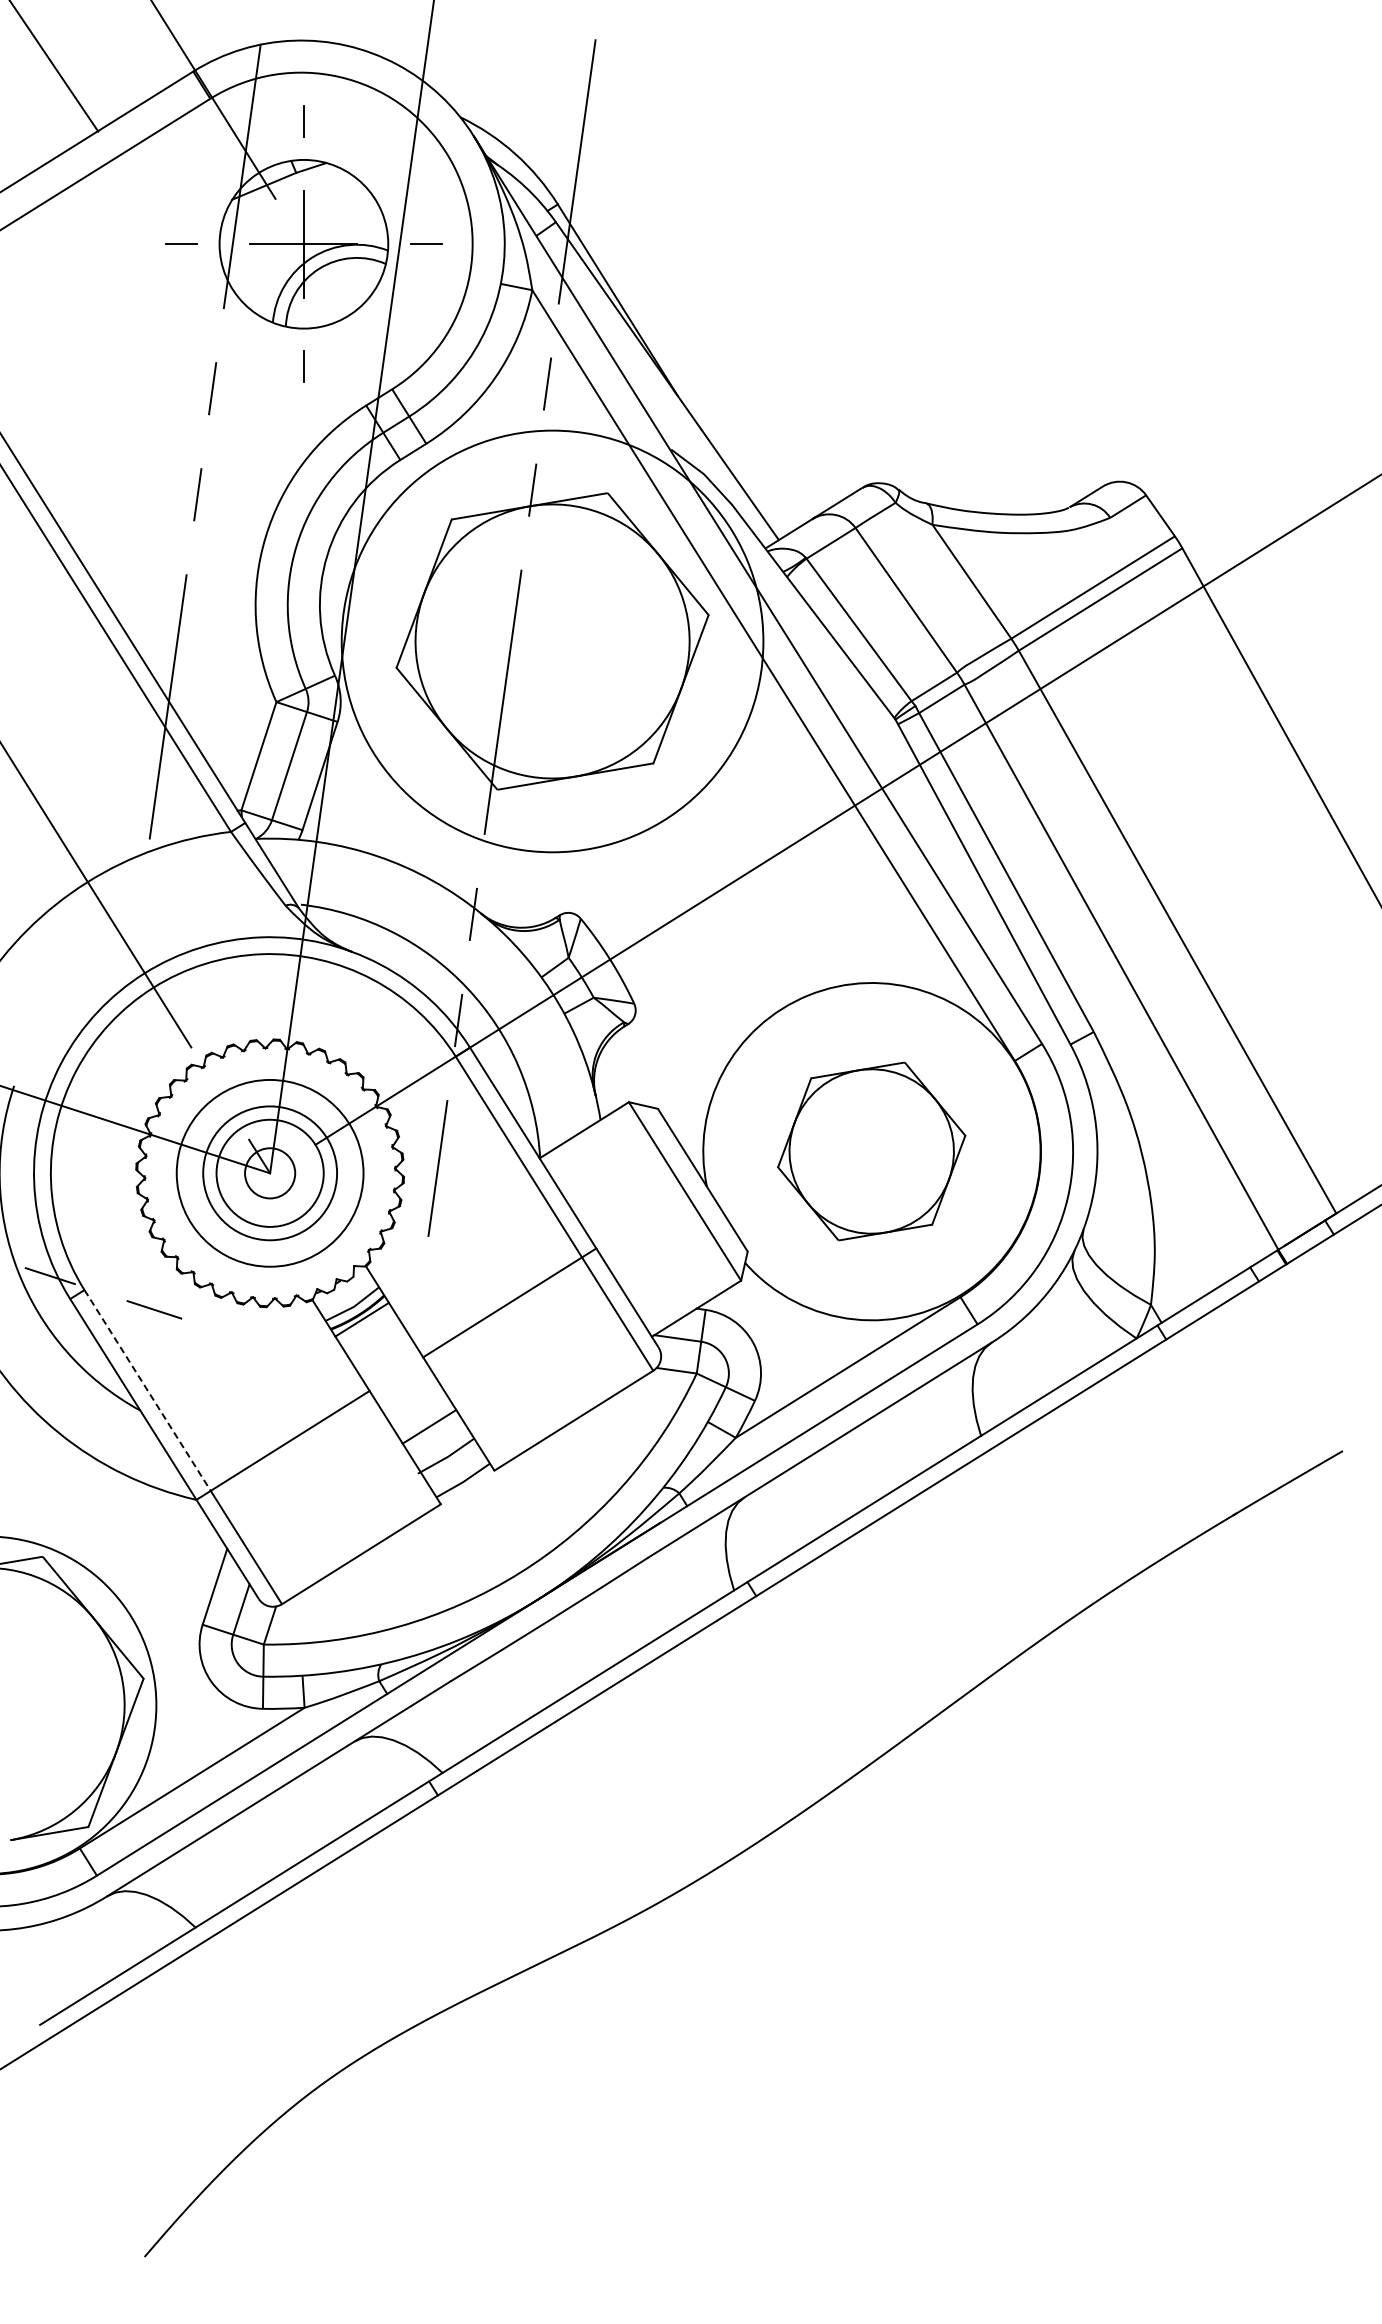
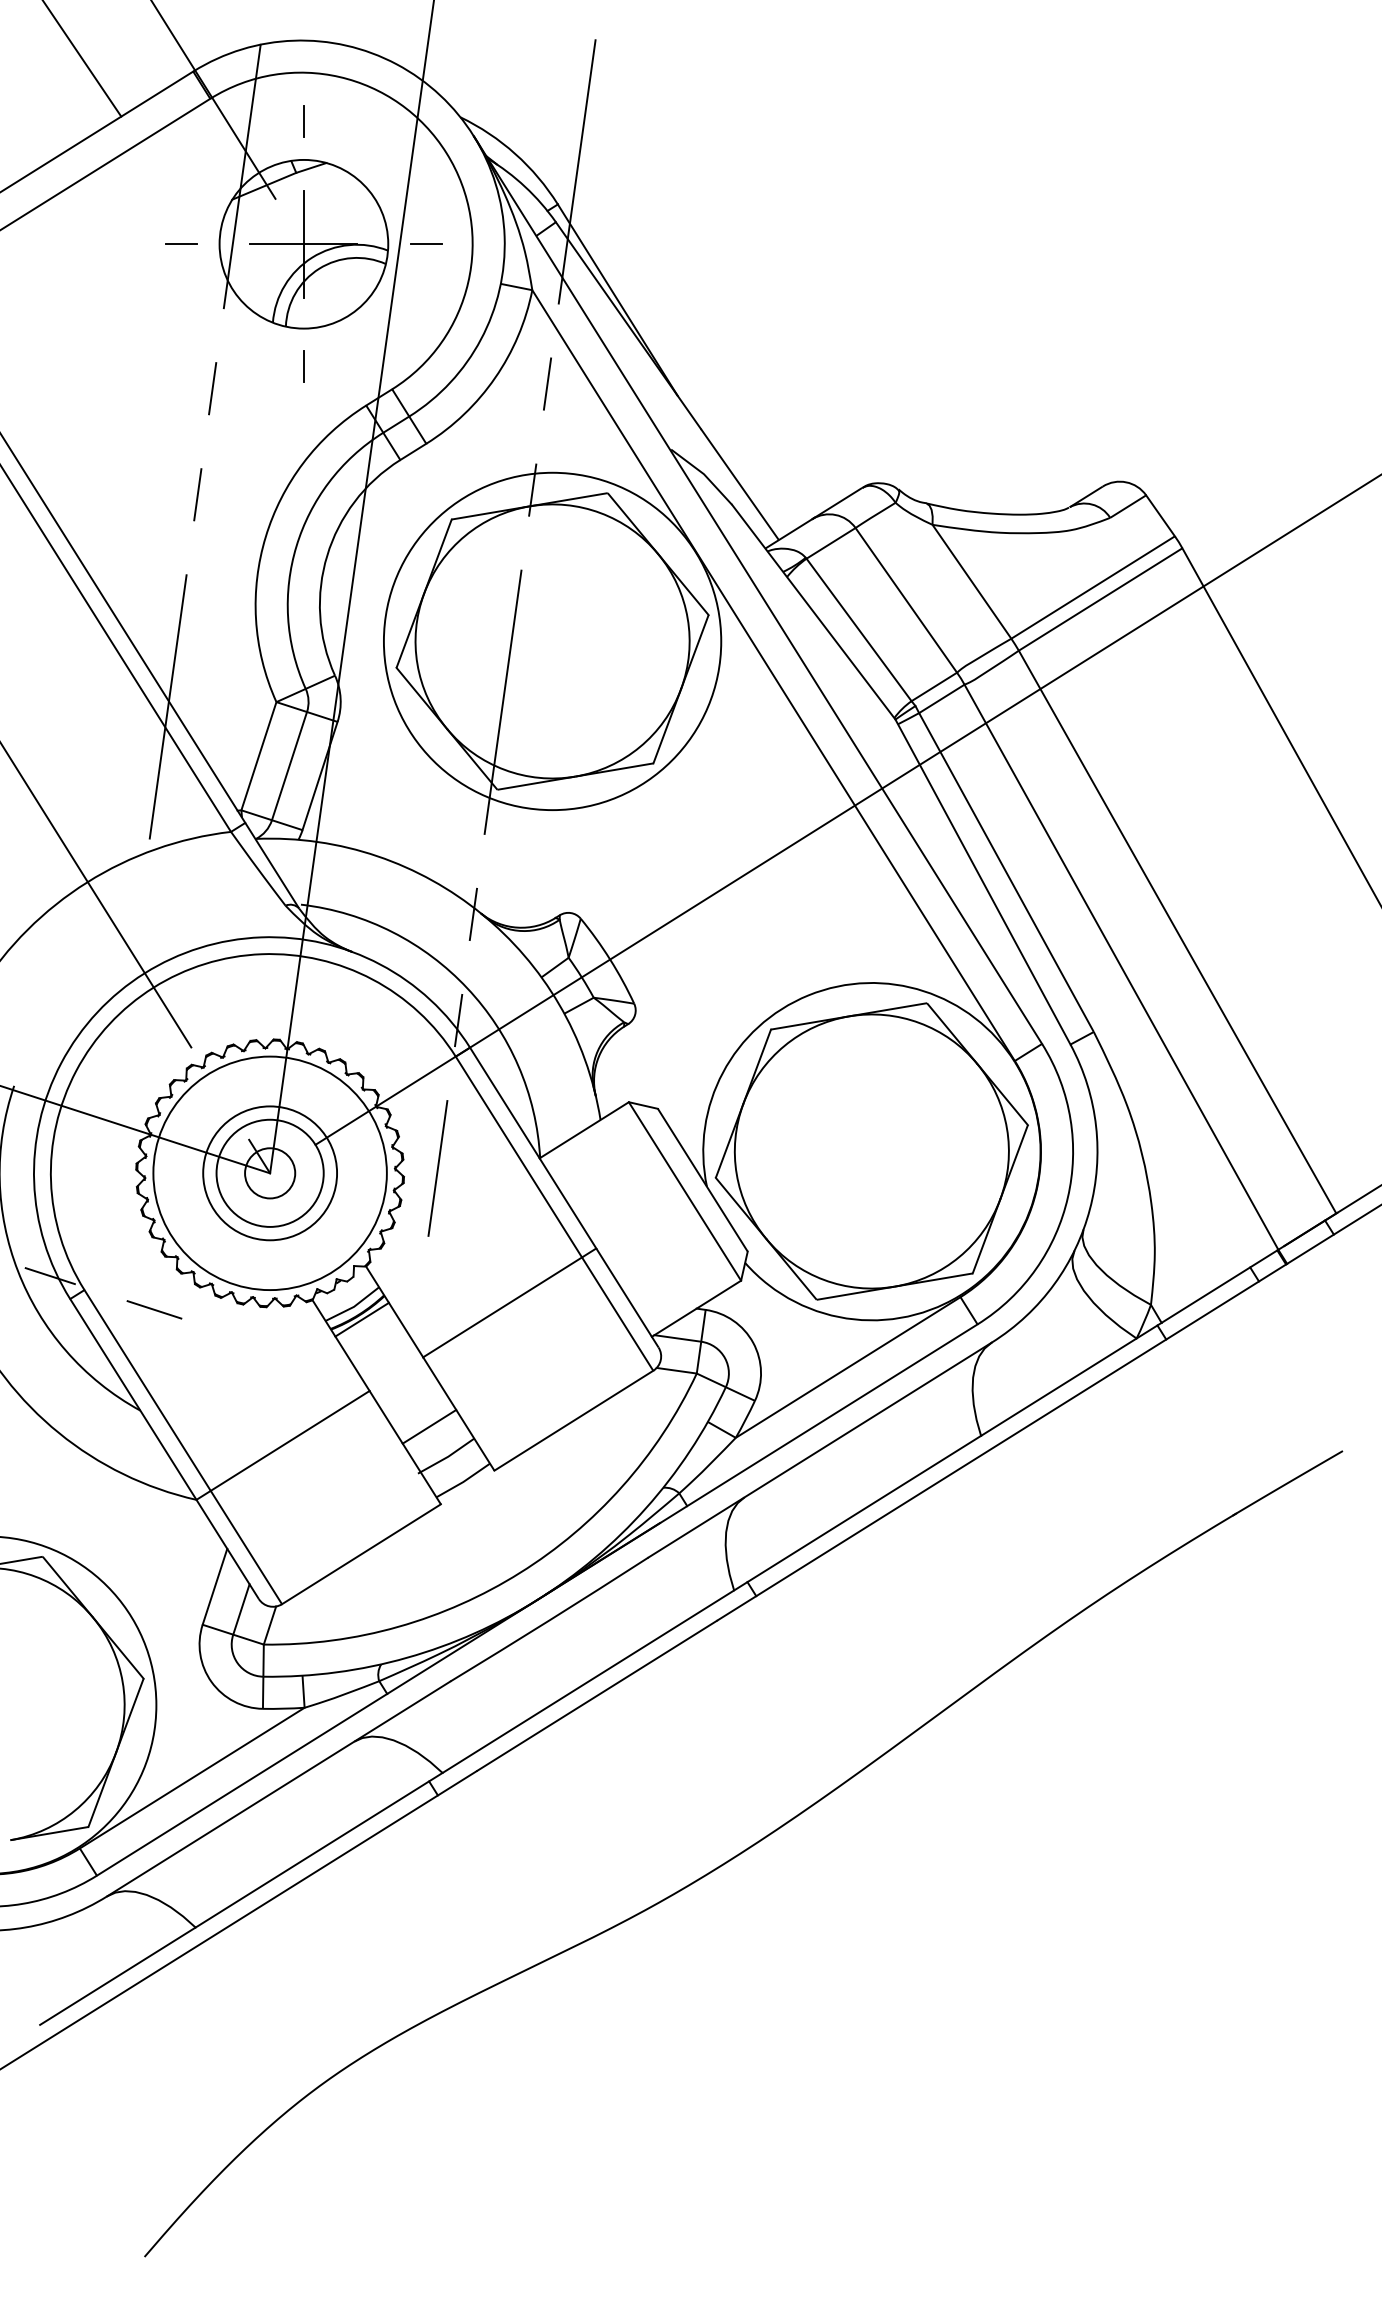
line position: (54, 66) -> (82, 59) (82, 59)
circle diameter: 422 px -> 337 px (552, 641)
part size: 190x181 px -> 315x299 px (871, 1151)
circle diameter: 187 px -> 233 px (269, 1173)
line: dashed -> solid (147, 1390)
